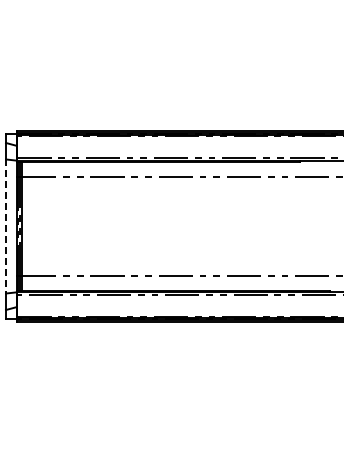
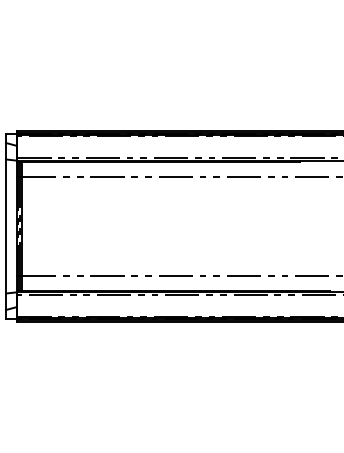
line: dashed -> solid (6, 226)
